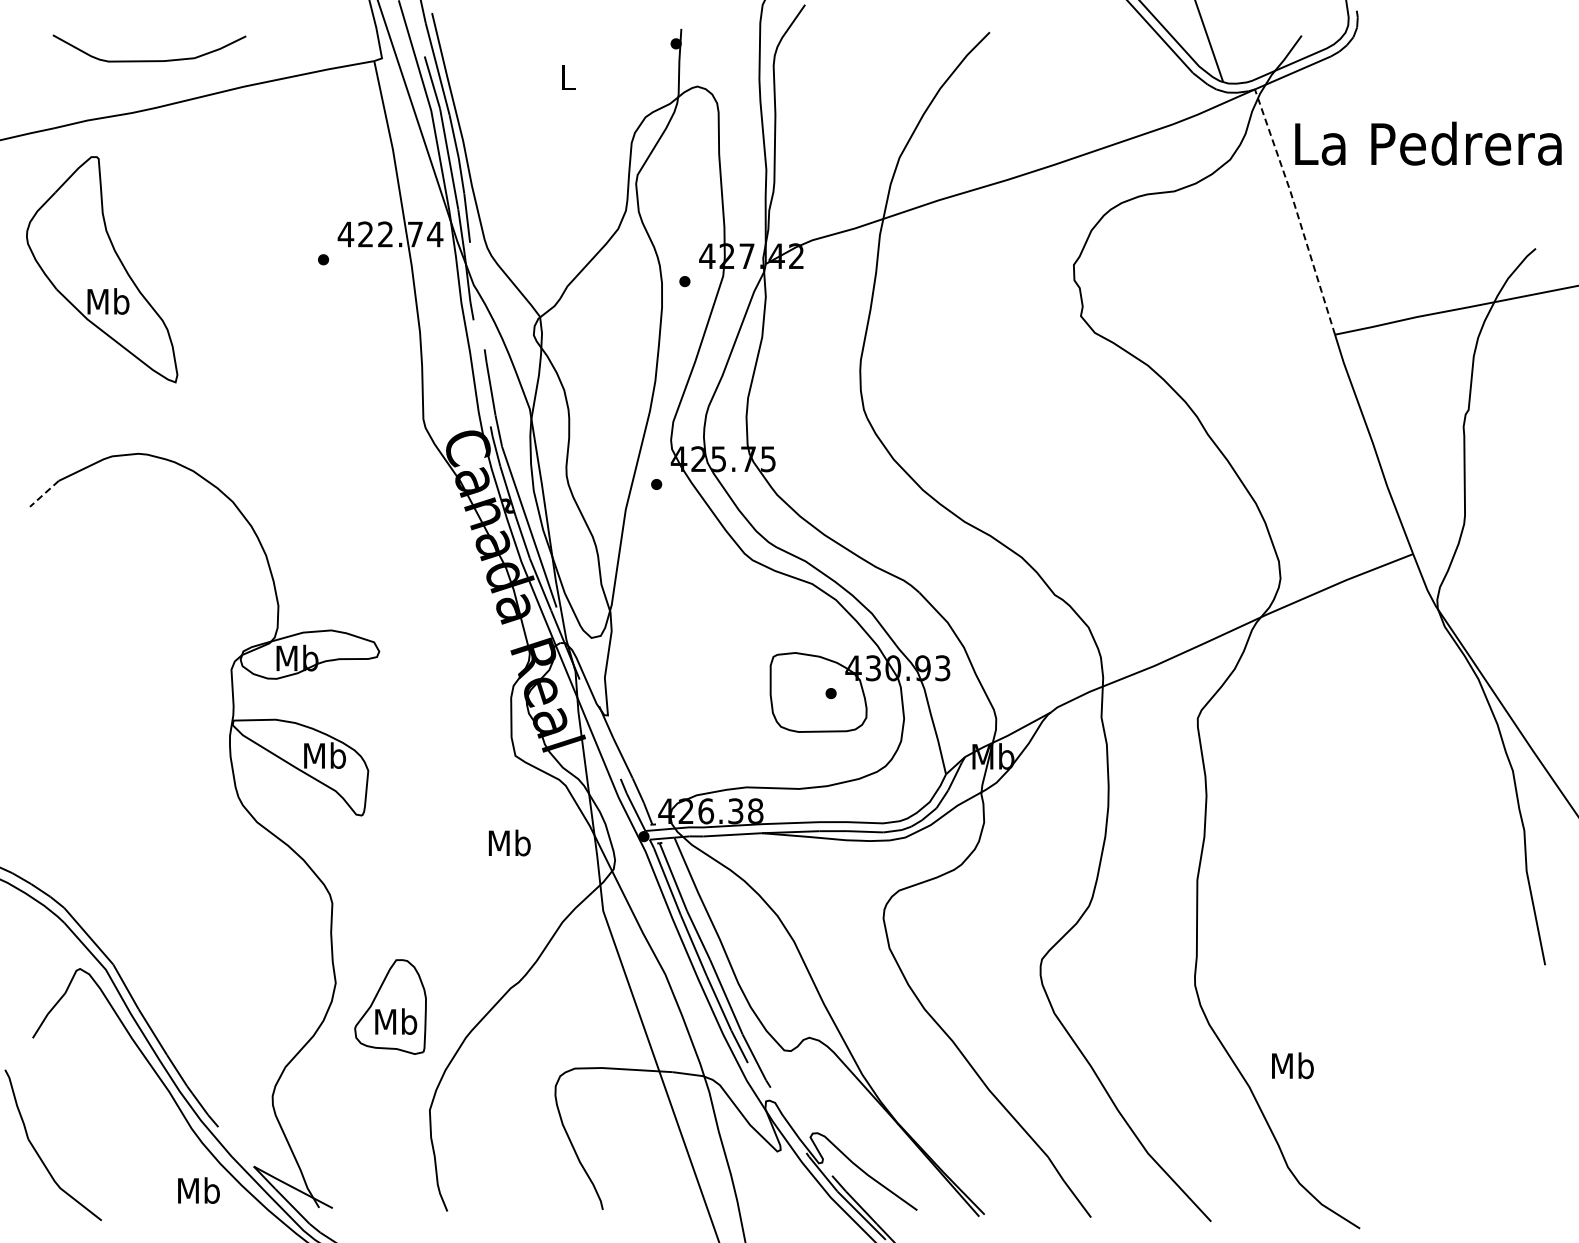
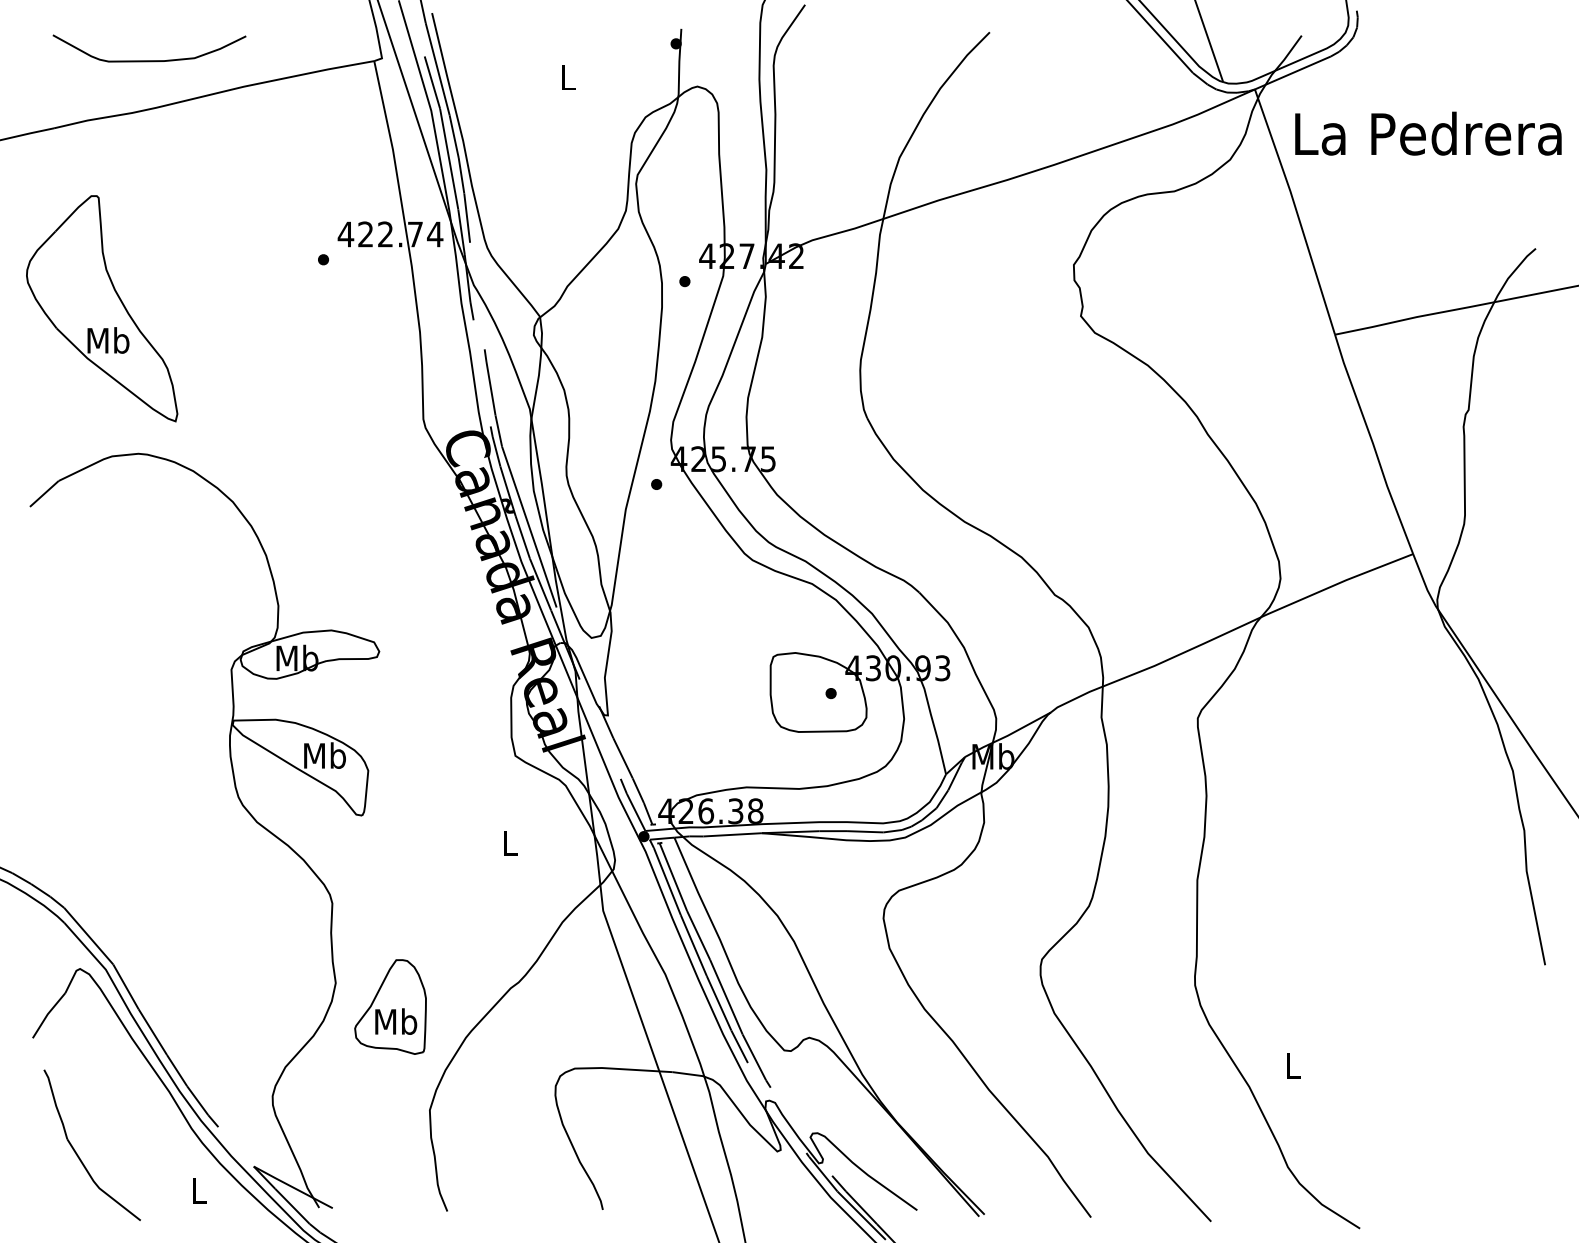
text position: (1428, 143) -> (1428, 133) (1428, 133)
line: dashed -> solid (1296, 211)
part position: (102, 269) -> (102, 308) (102, 308)
line: dashed -> solid (43, 494)
text: Mb -> L (509, 842)
text: Mb -> L (1292, 1065)
part position: (37, 1151) -> (76, 1151) (76, 1151)
text: Mb -> L (198, 1190)
